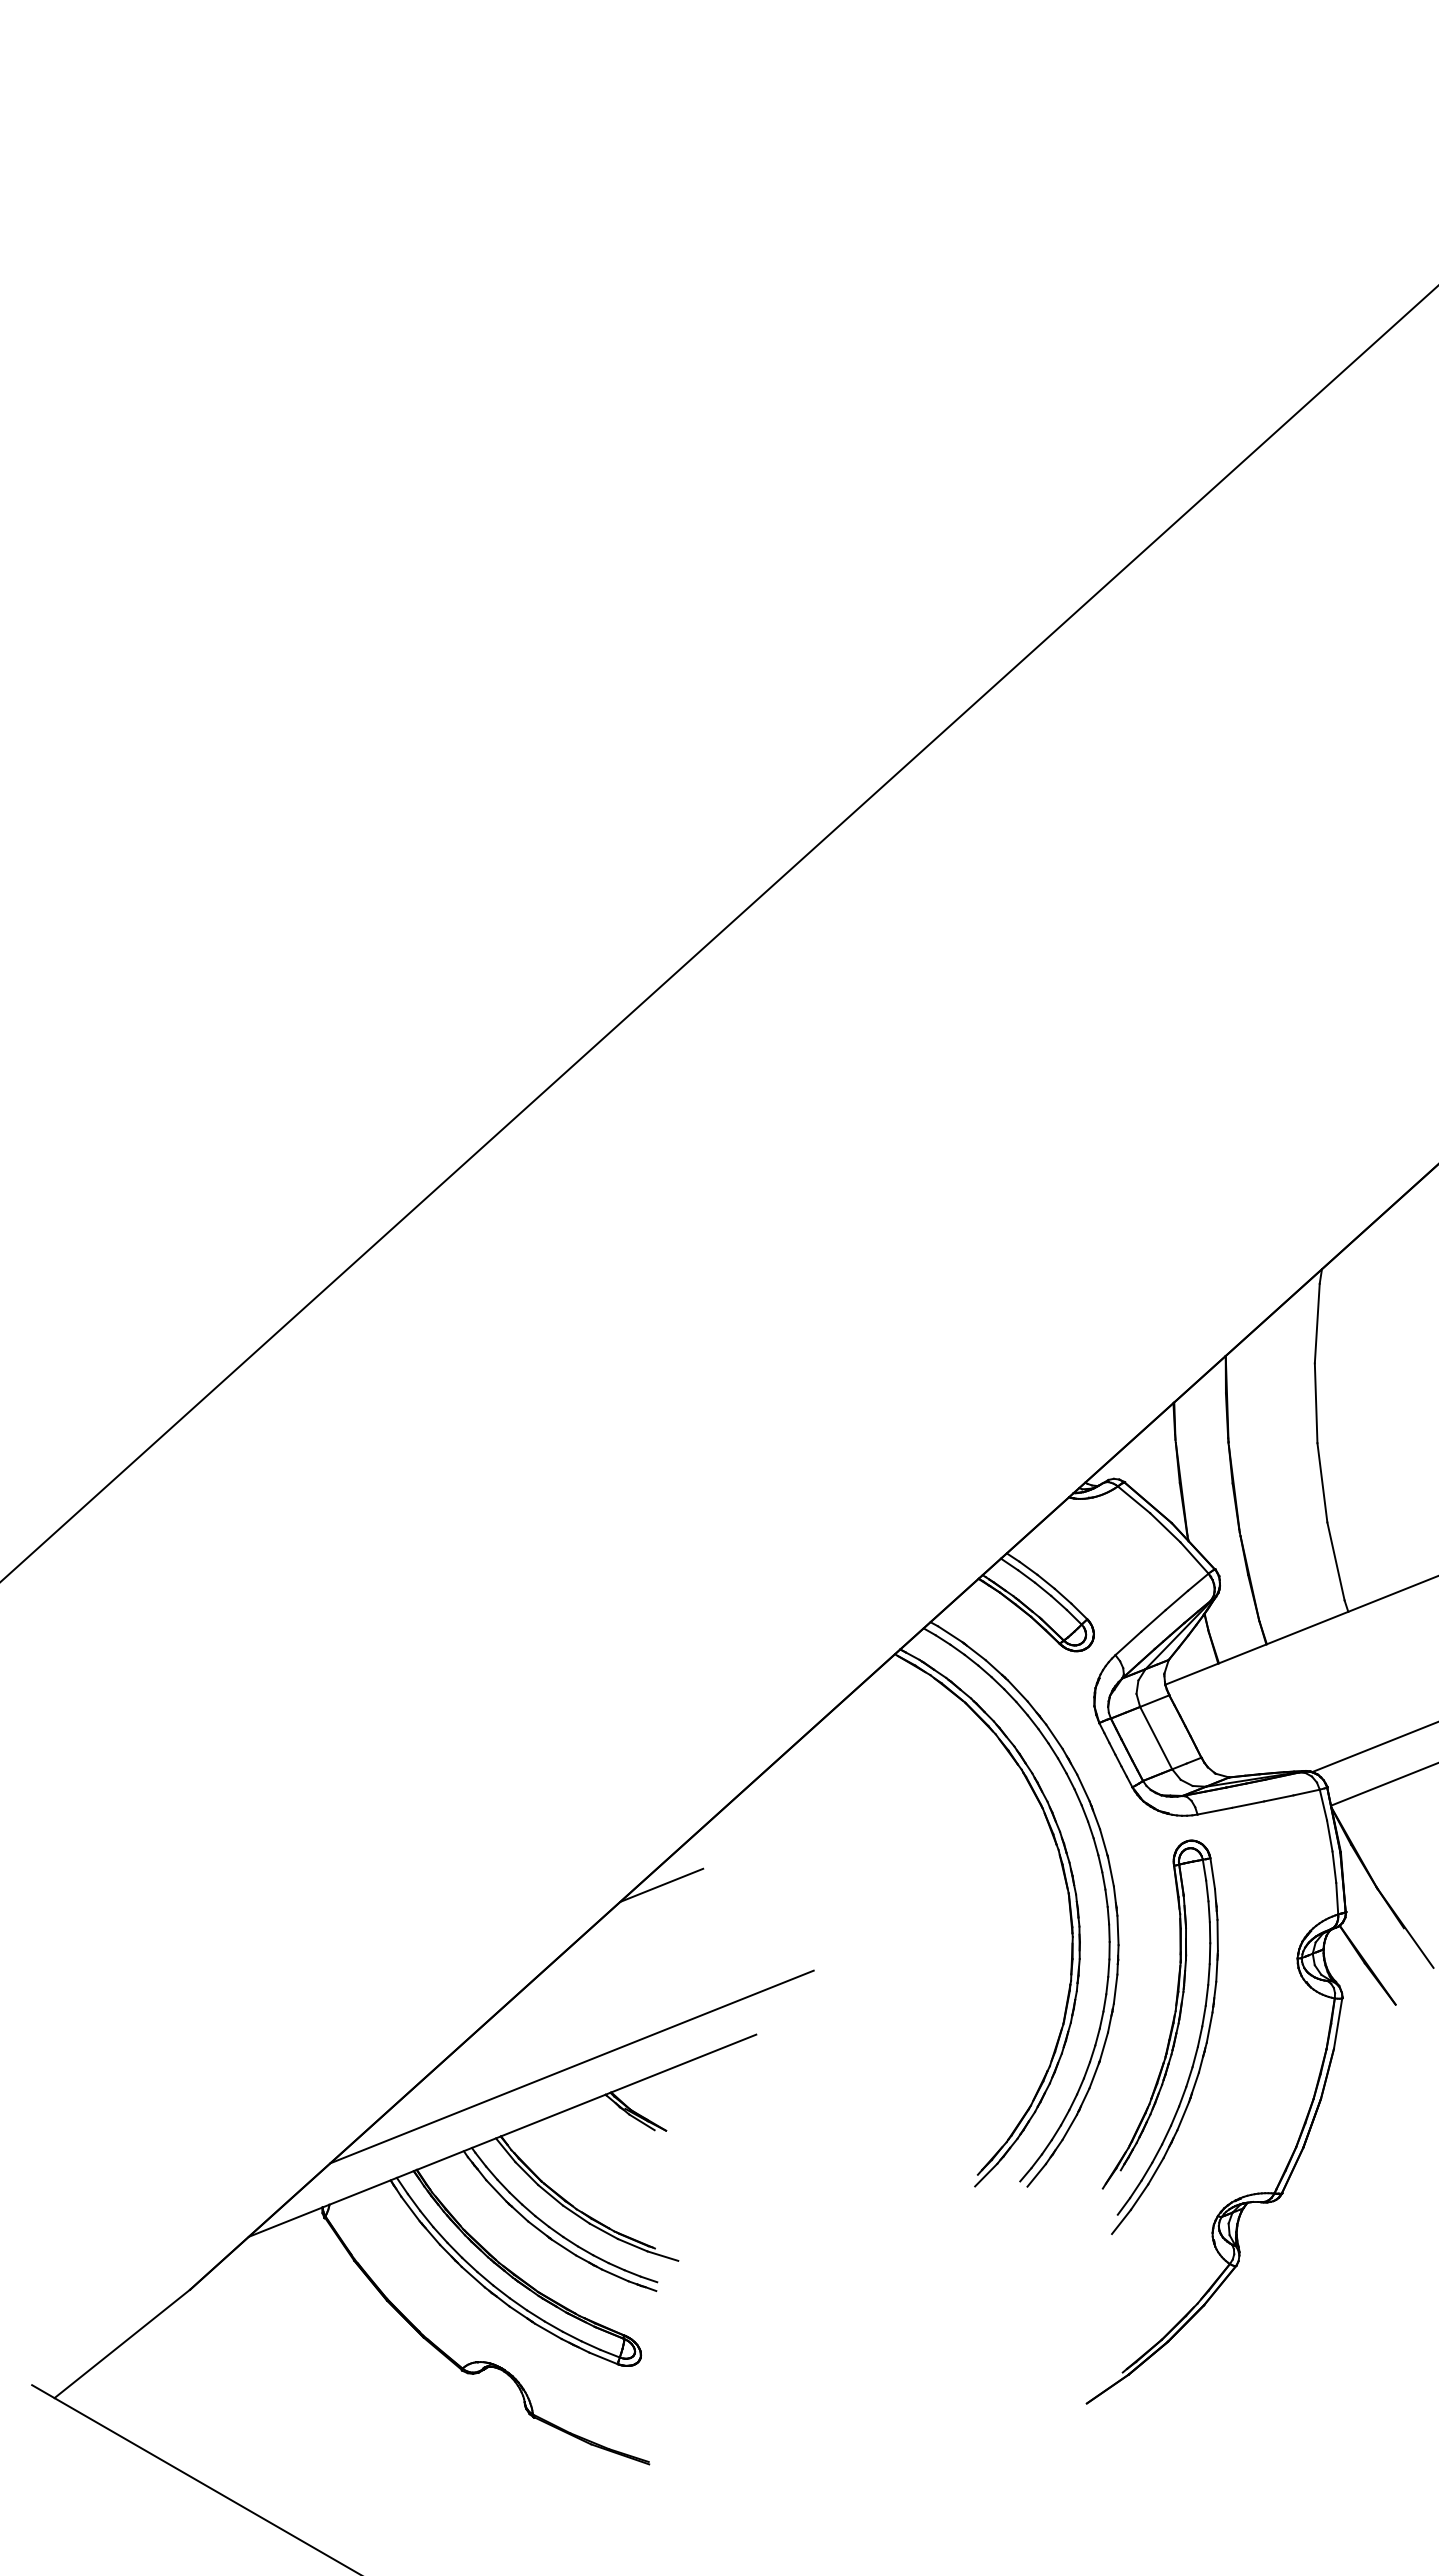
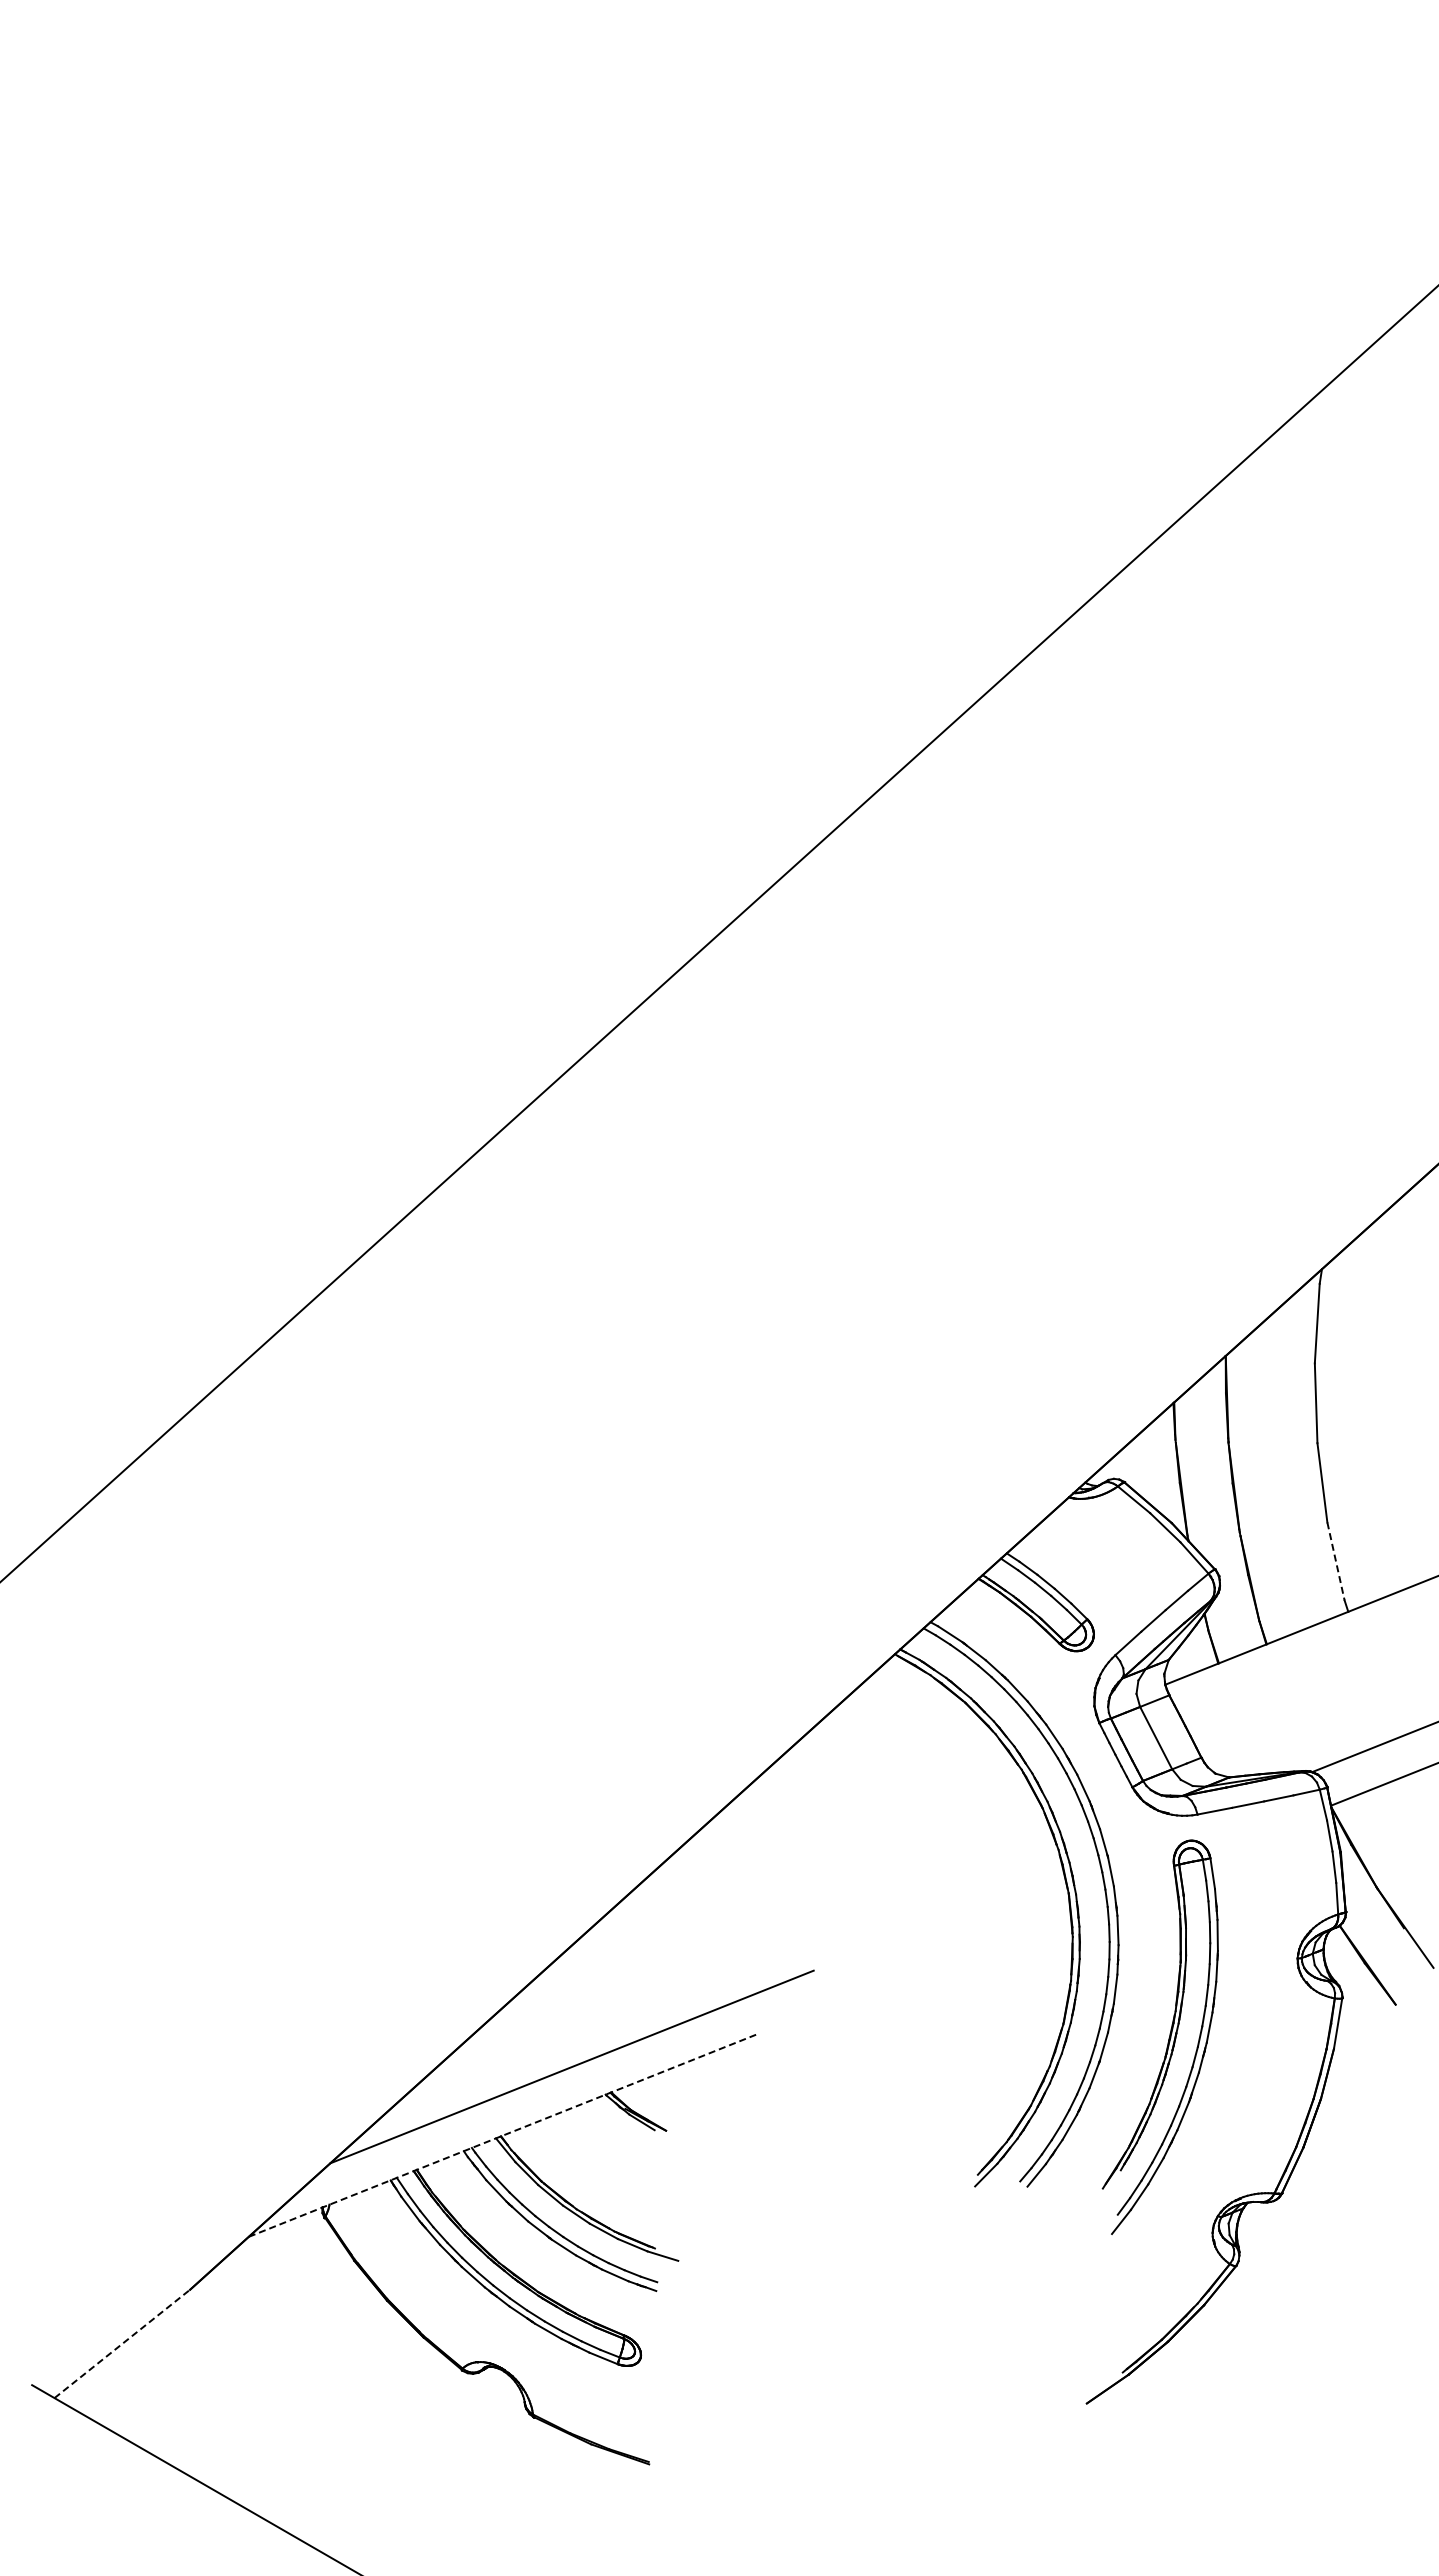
line: solid -> dashed (1335, 1561)
line: present -> none (661, 1884)
line: solid -> dashed (503, 2135)
line: solid -> dashed (122, 2343)
